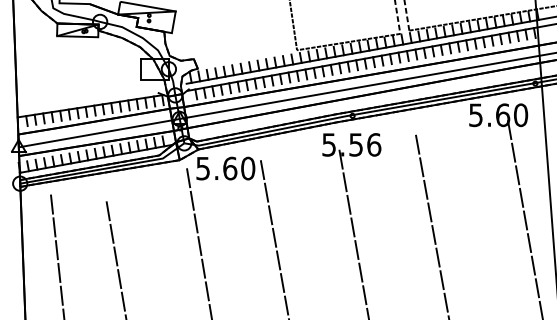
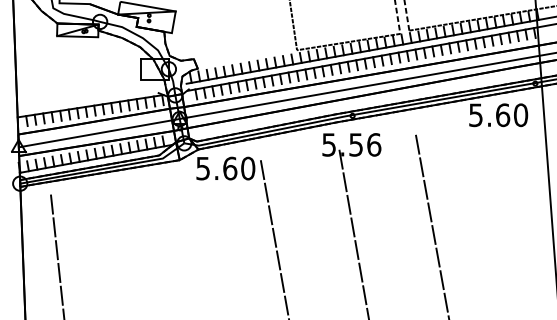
line: present -> none (524, 218)
line: present -> none (198, 242)
line: present -> none (115, 258)
